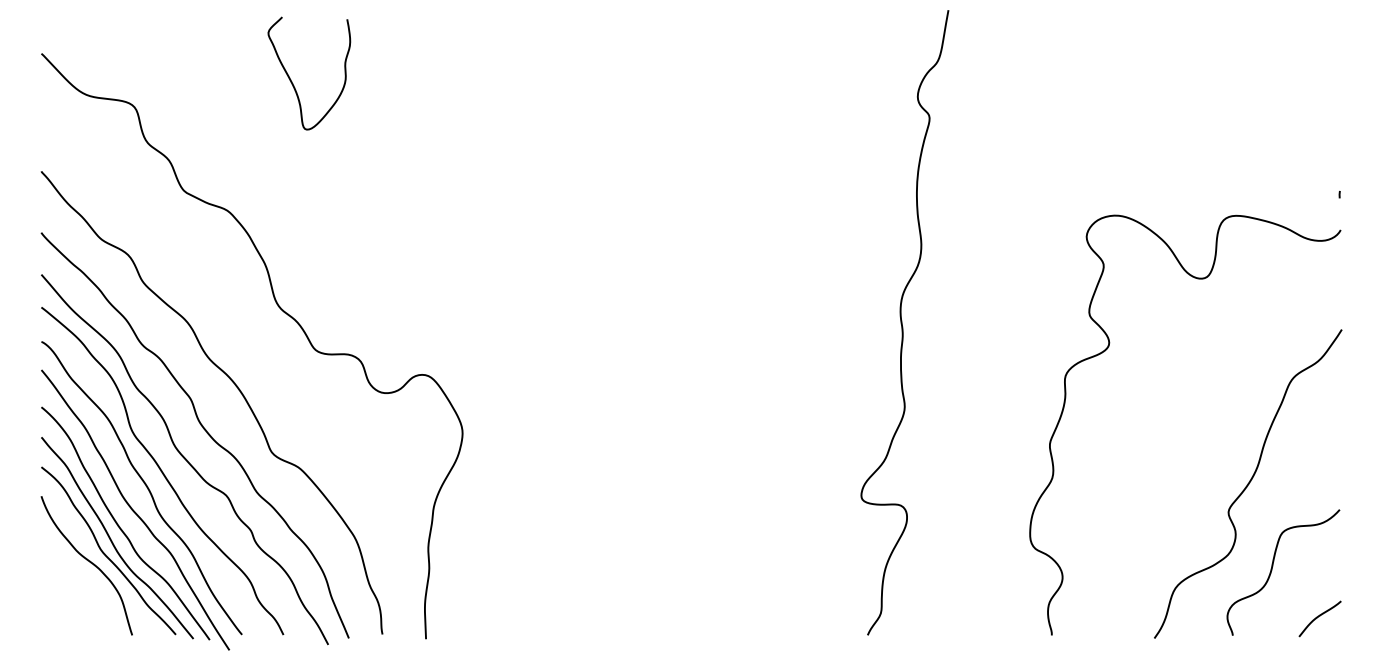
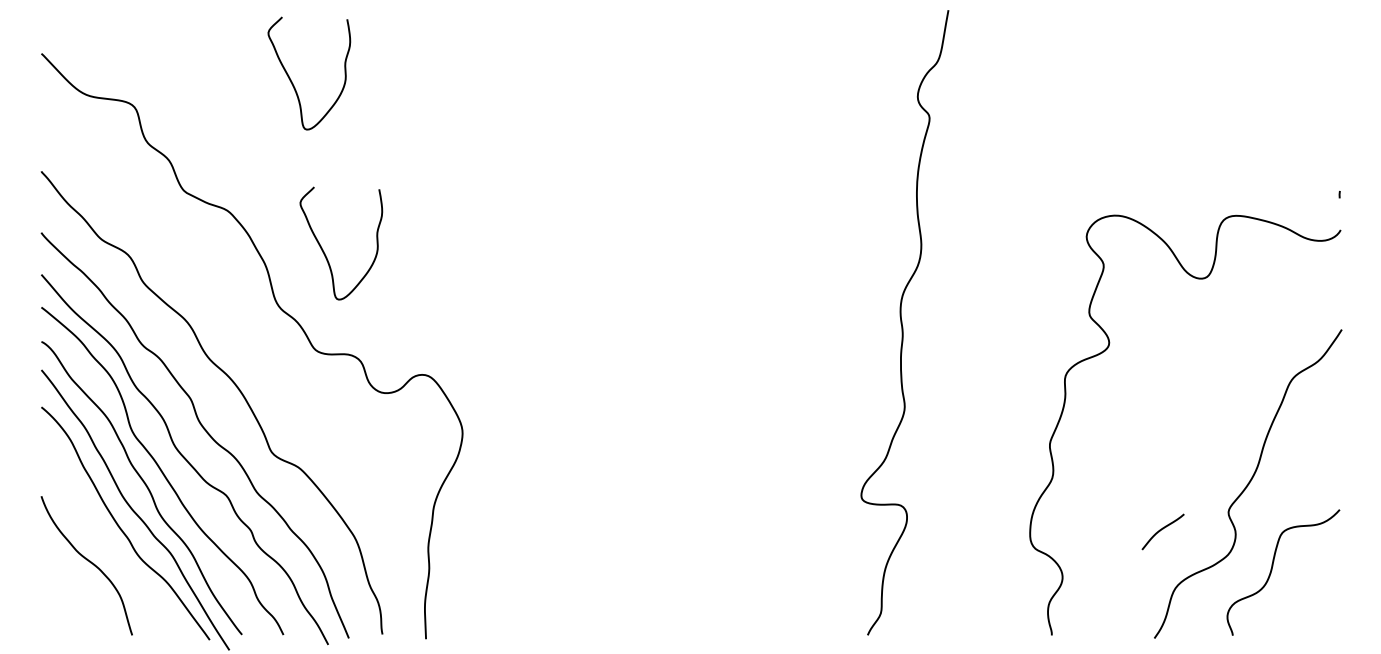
curve: none -> present (324, 251)
part: present -> none (117, 538)
curve position: (1318, 617) -> (1161, 530) (1161, 530)
